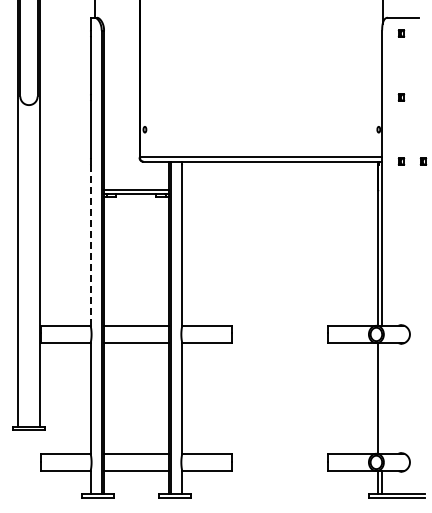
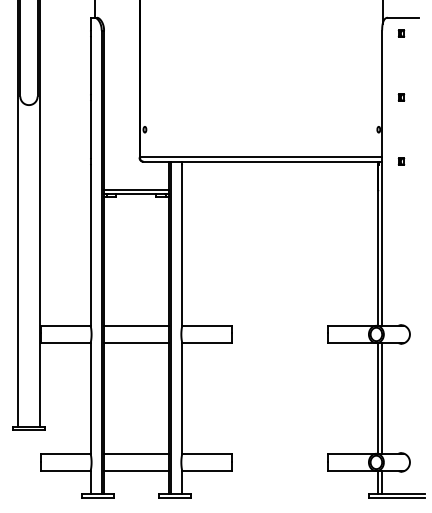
part: present -> none (423, 161)
line: dashed -> solid (90, 245)
line: none -> present (382, 398)
